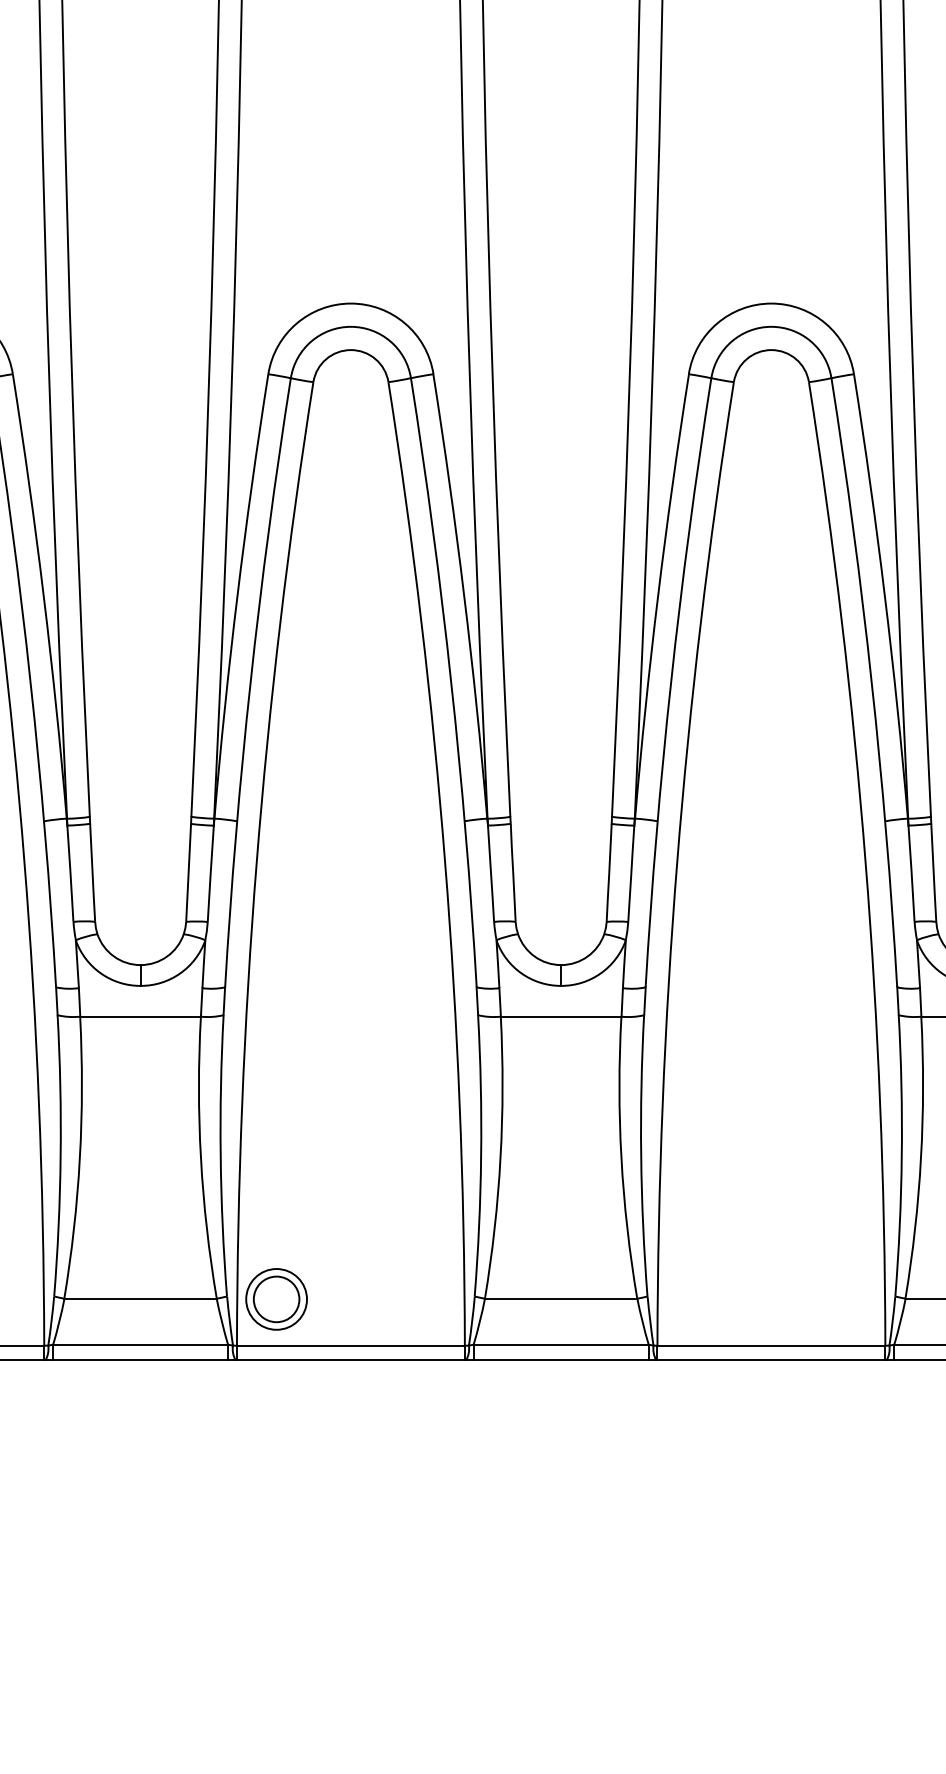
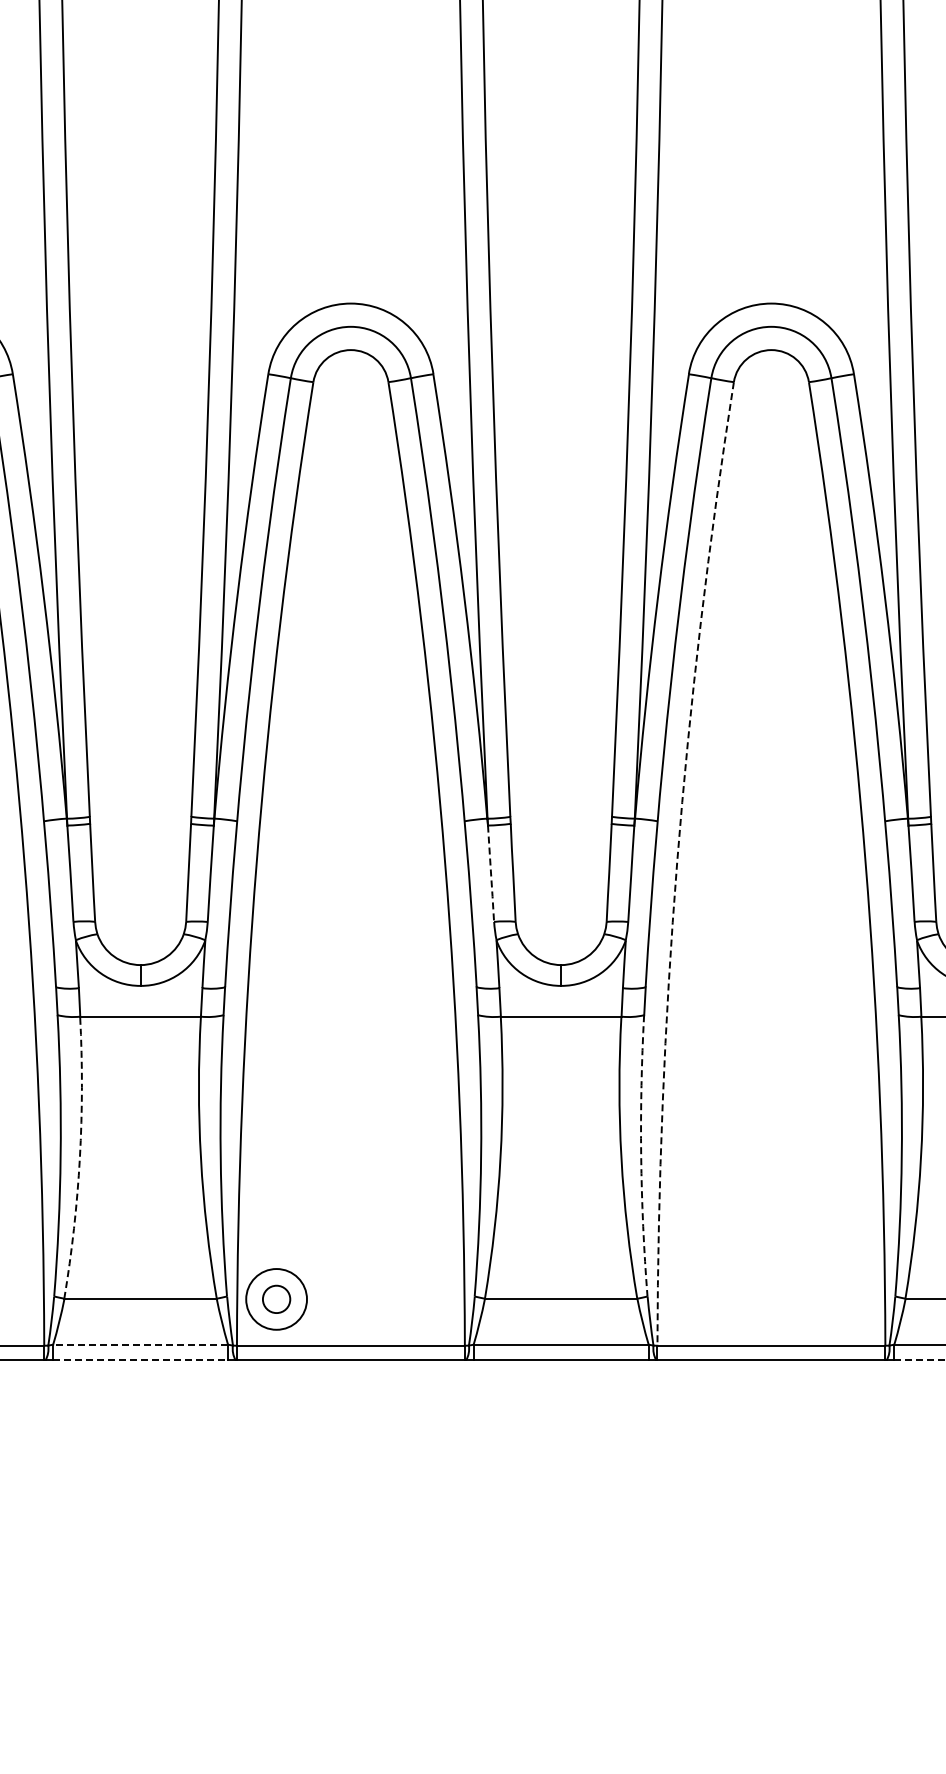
arc: solid -> dashed (677, 862)
line: solid -> dashed (491, 873)
arc: solid -> dashed (641, 1155)
arc: solid -> dashed (79, 1158)
circle diameter: 46 px -> 27 px (276, 1299)
line: solid -> dashed (140, 1344)
line: solid -> dashed (140, 1360)
line: solid -> dashed (920, 1360)
